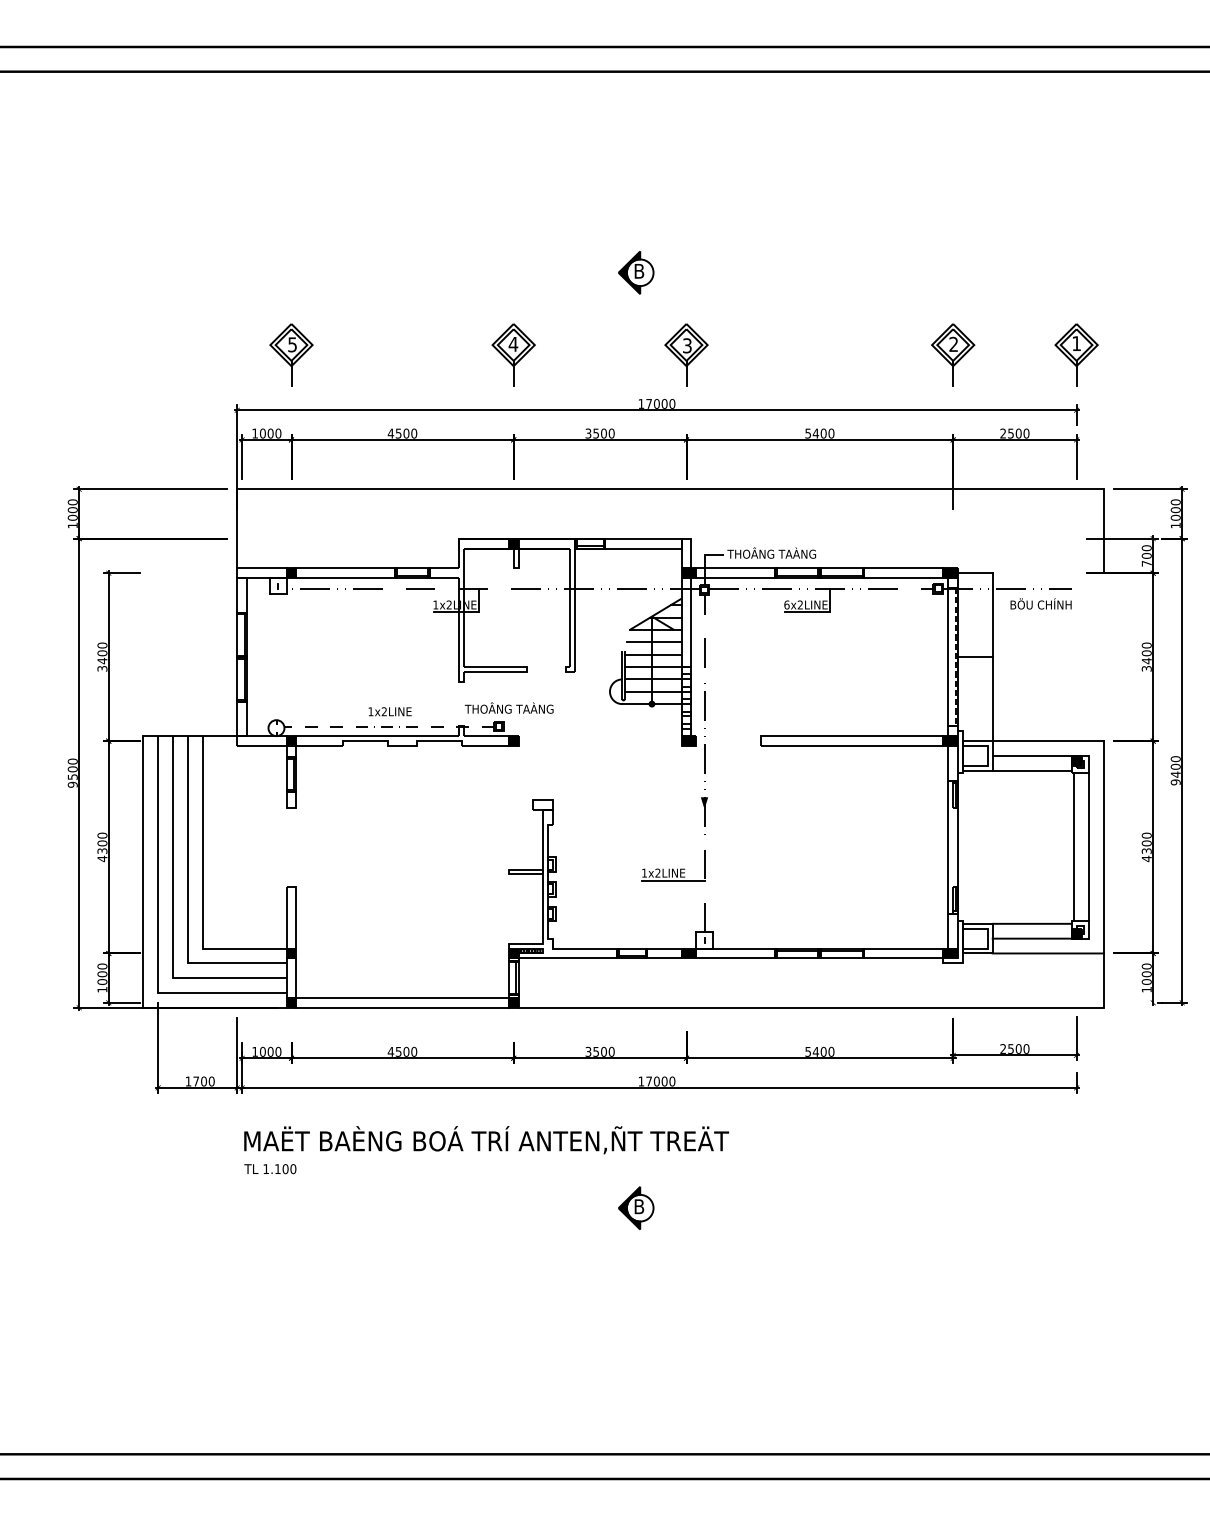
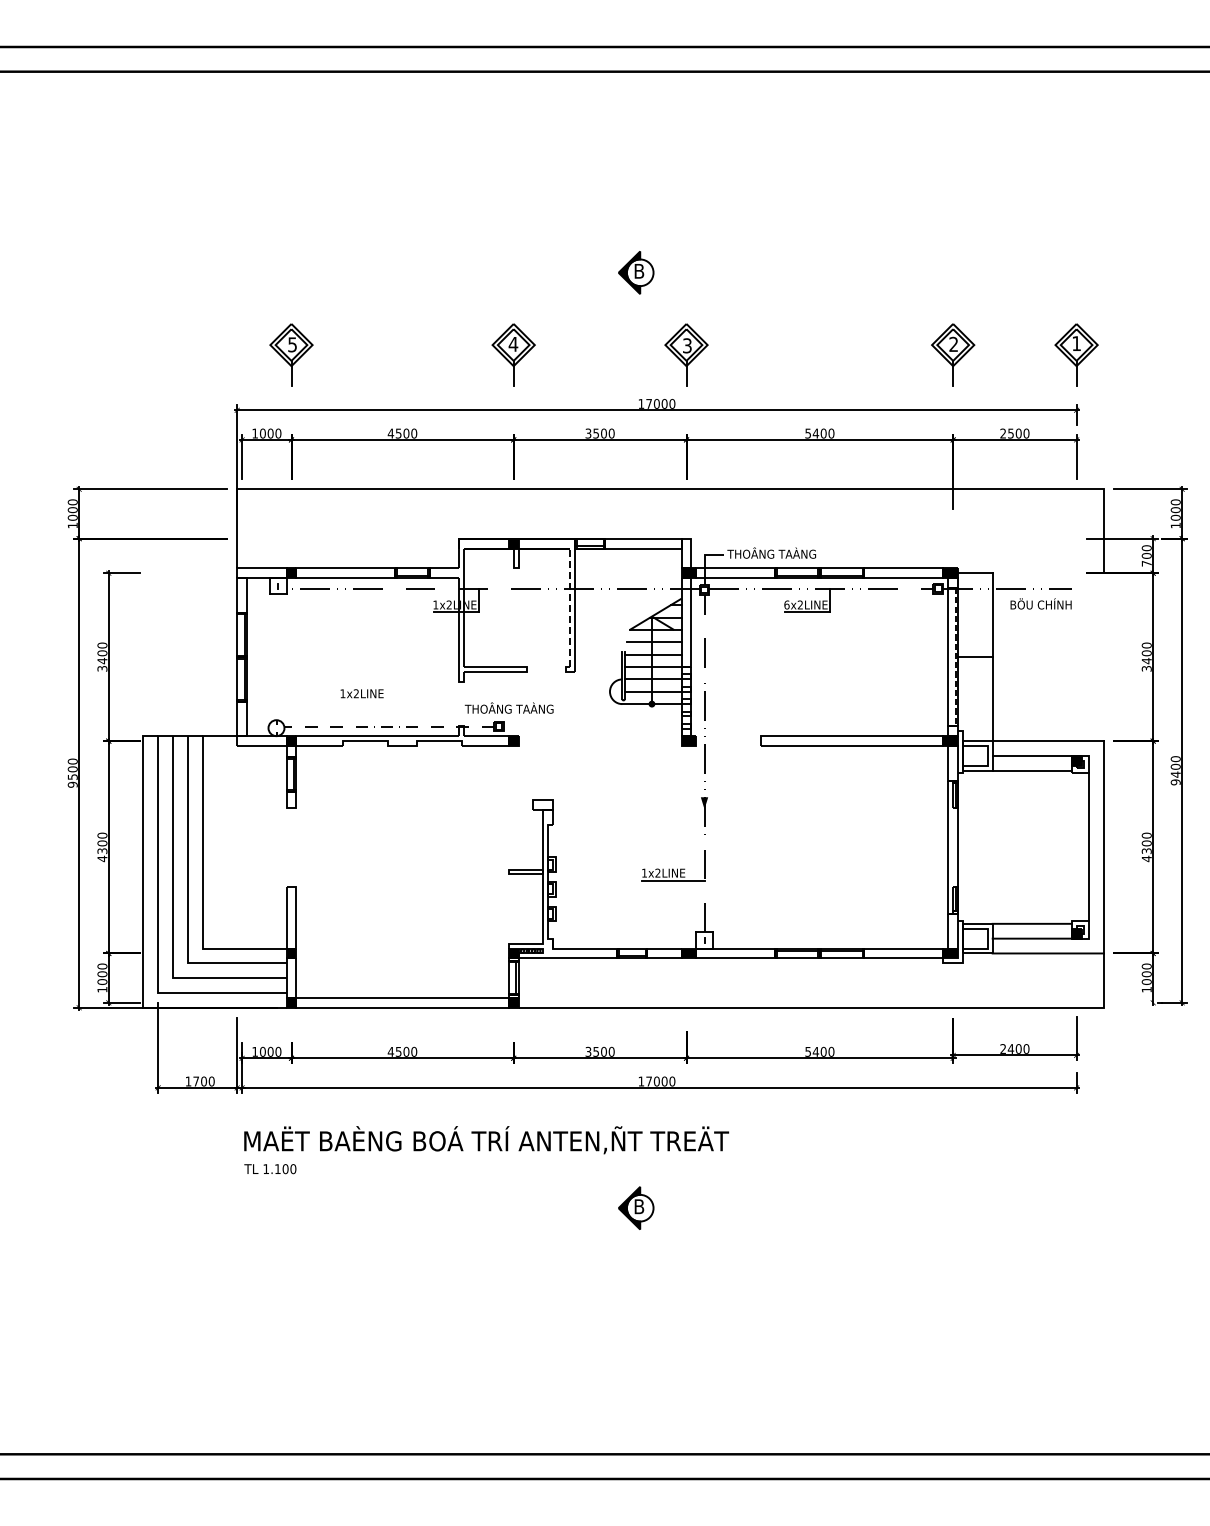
line: solid -> dashed (570, 607)
text position: (389, 711) -> (361, 693) (361, 693)
line: present -> none (1074, 847)
text: 2500 -> 2400 (1010, 1048)
